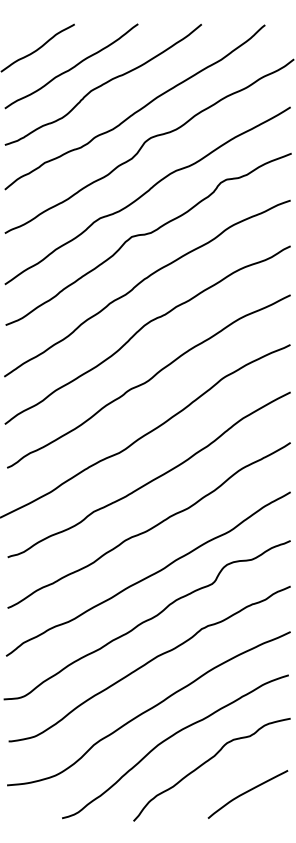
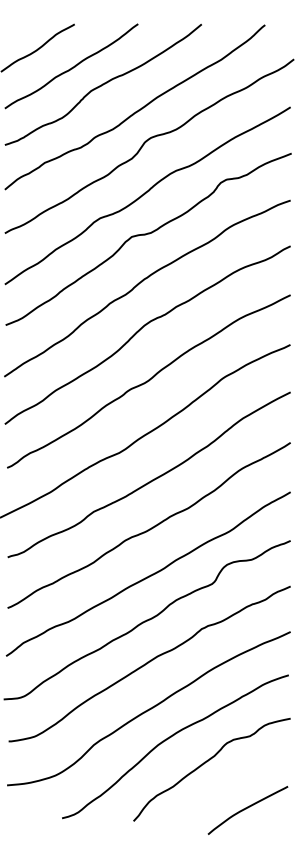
curve position: (246, 793) -> (246, 809) (246, 809)
